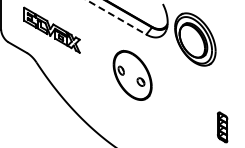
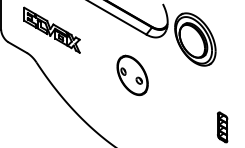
line: dashed -> solid (117, 17)
part size: 41x52 px -> 33x43 px (132, 75)
